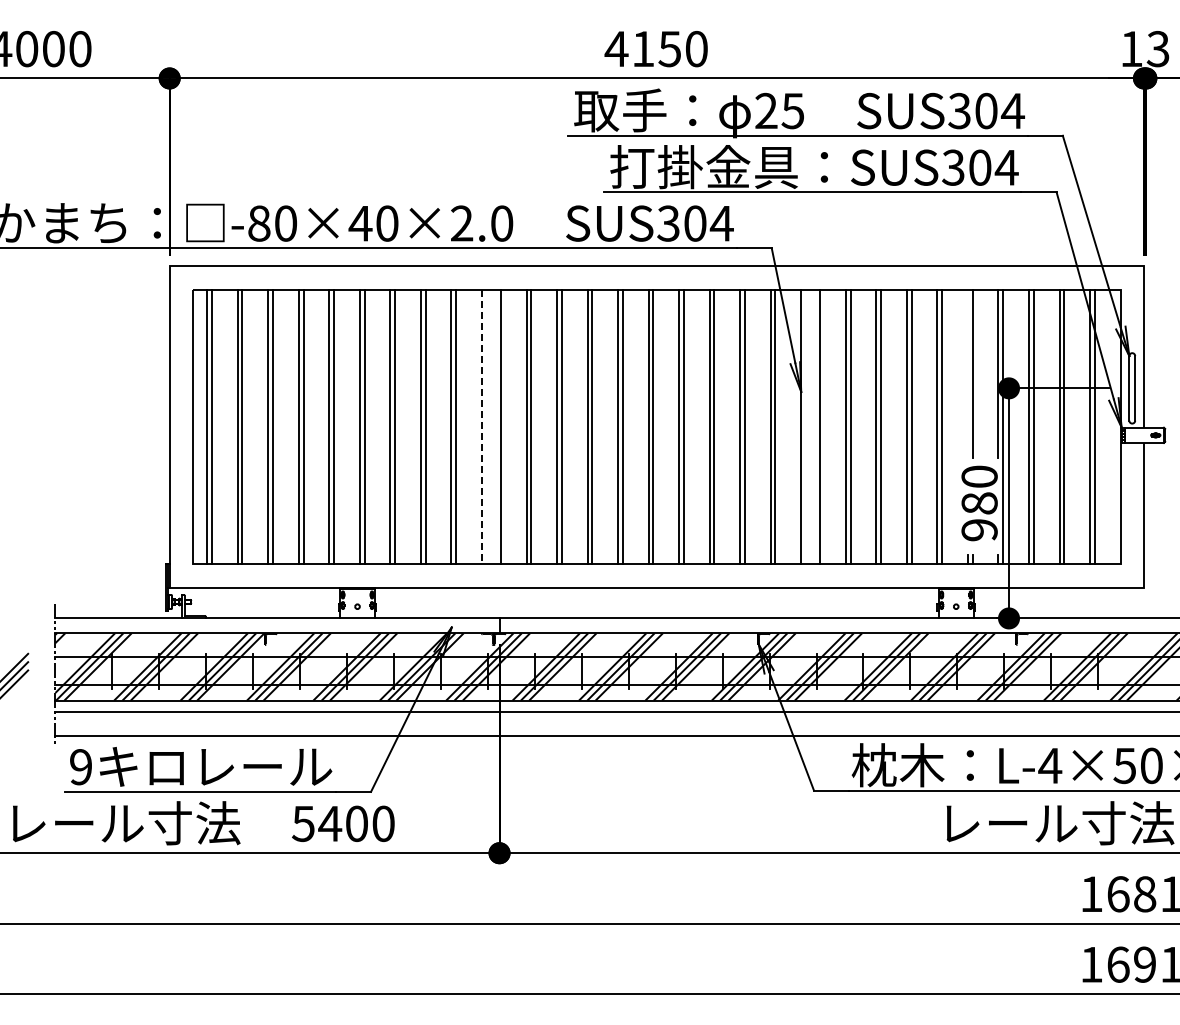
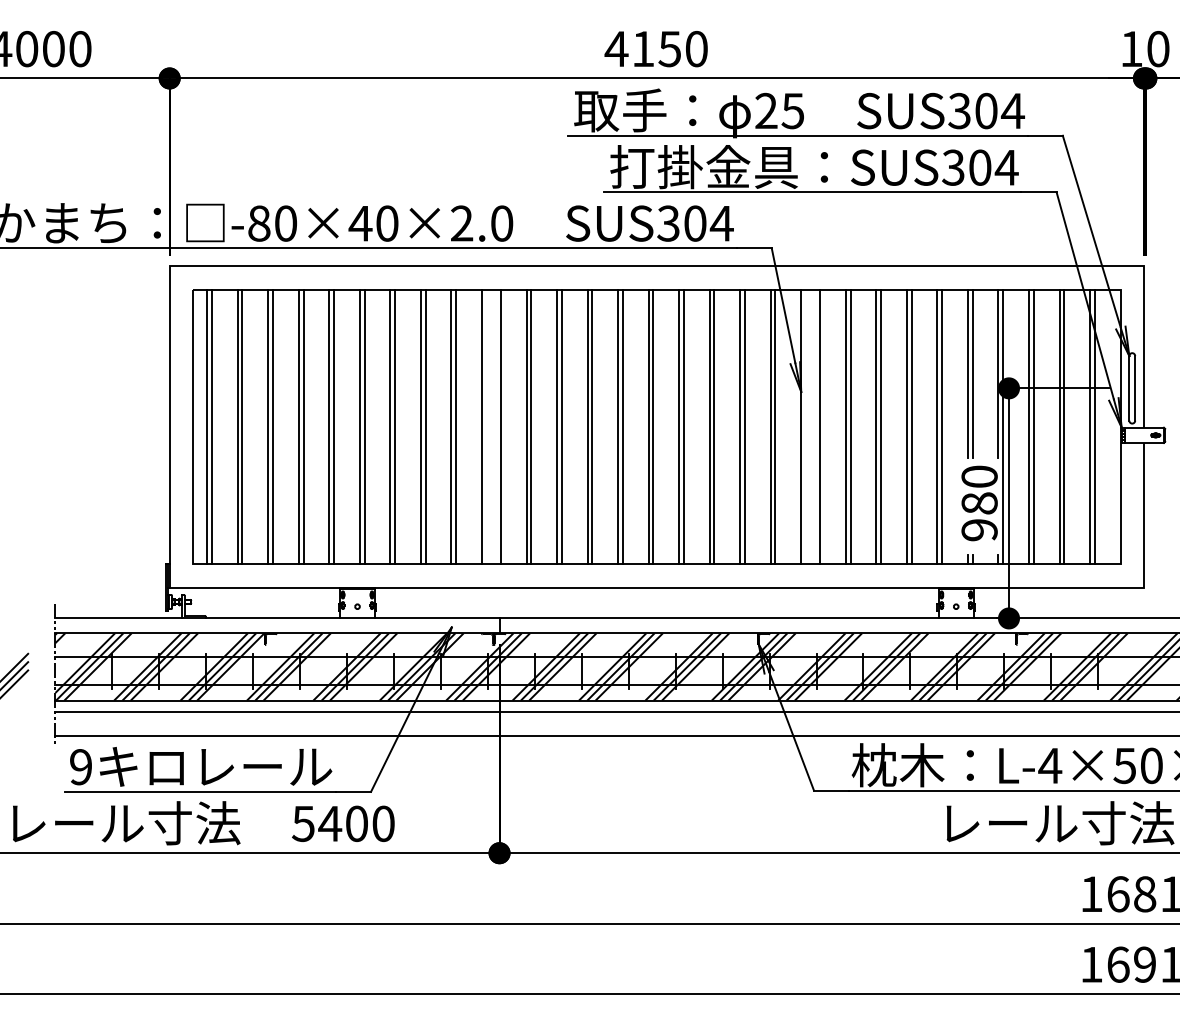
text: 13 -> 10 (1157, 49)
line: none -> present (967, 373)
line: dashed -> solid (481, 427)
